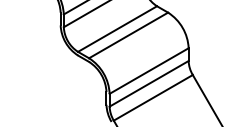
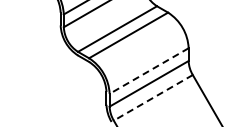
line: solid -> dashed (149, 71)
line: solid -> dashed (153, 97)
